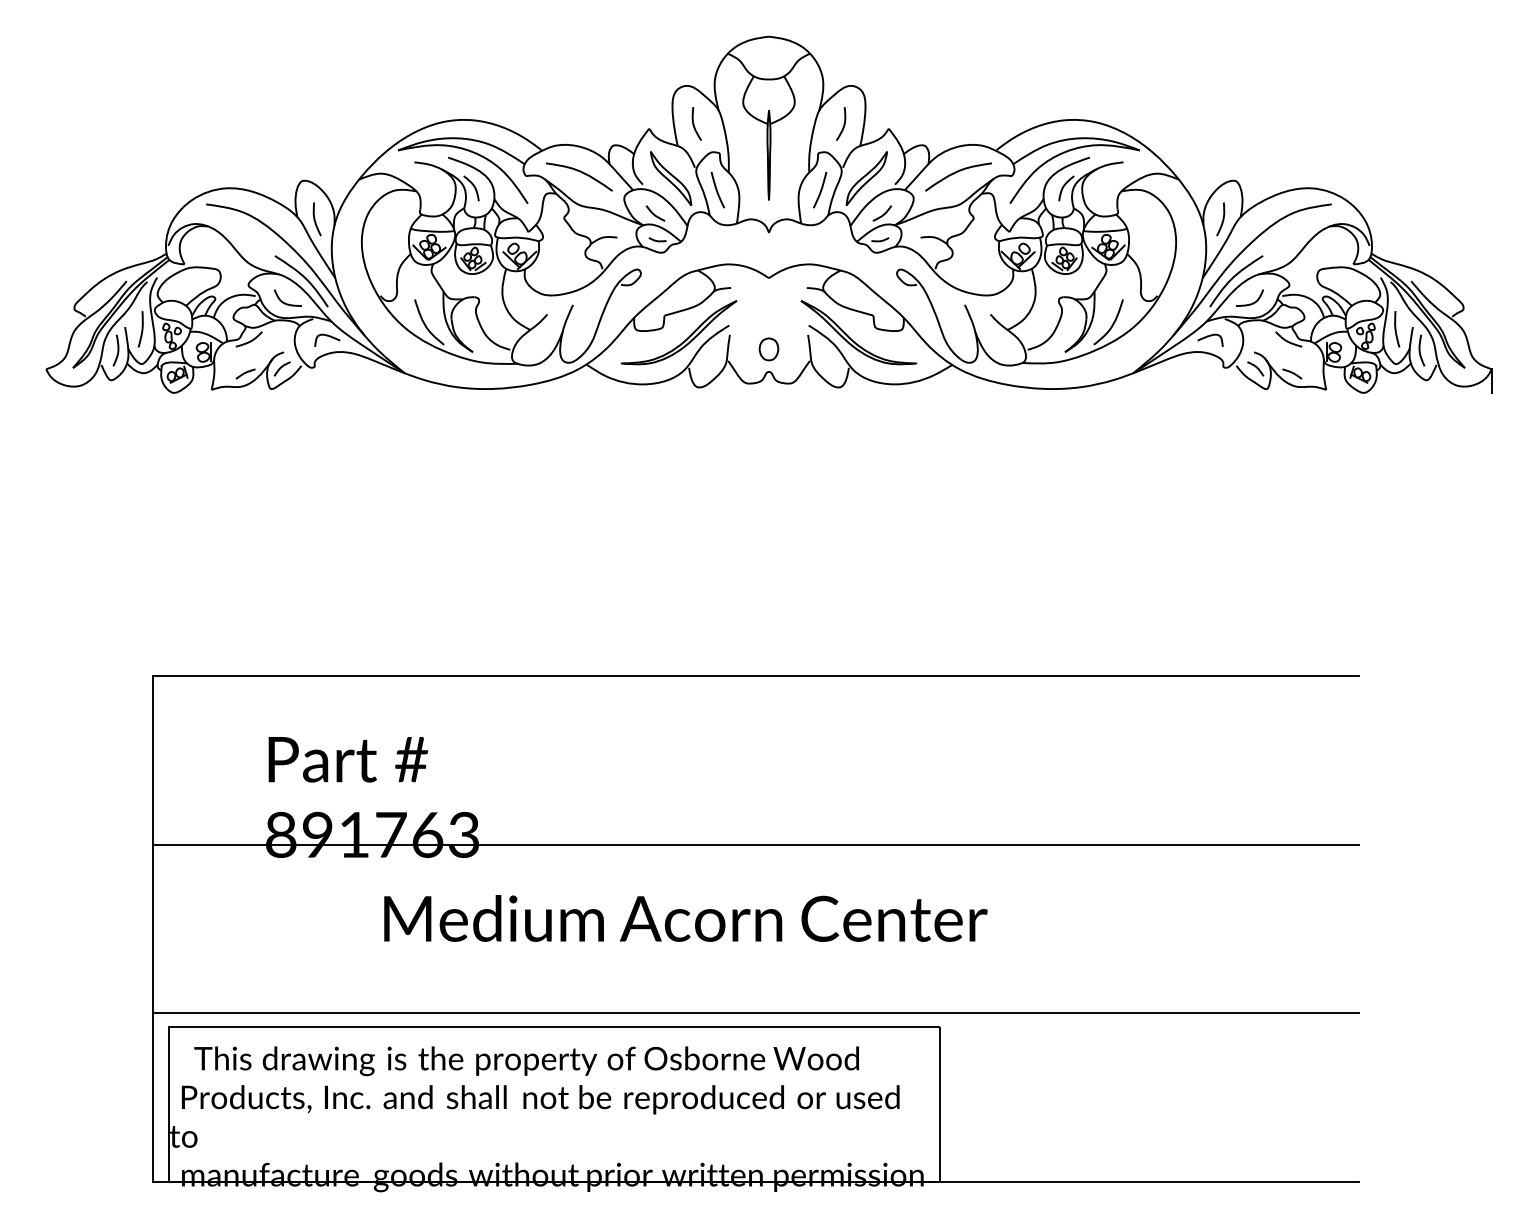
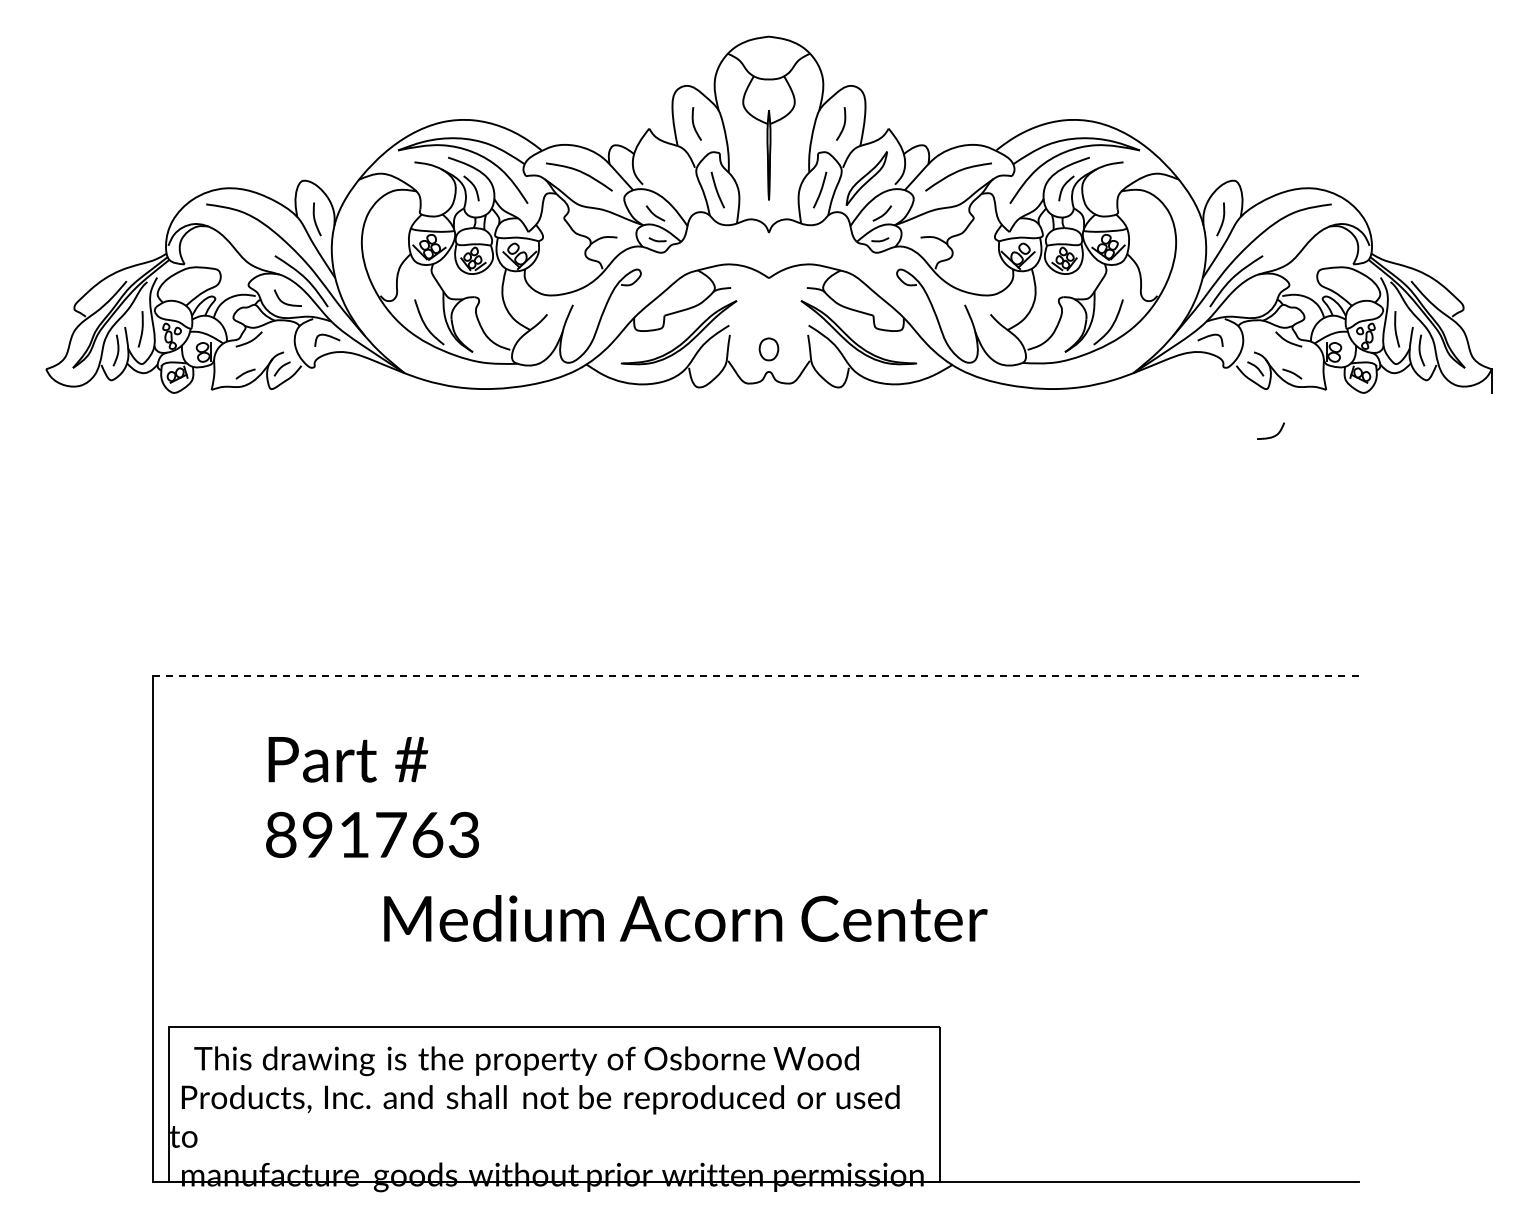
part: present -> none (671, 178)
curve position: (1252, 302) -> (1273, 435) (1273, 435)
line: solid -> dashed (756, 675)
line: present -> none (755, 844)
line: present -> none (755, 1013)
